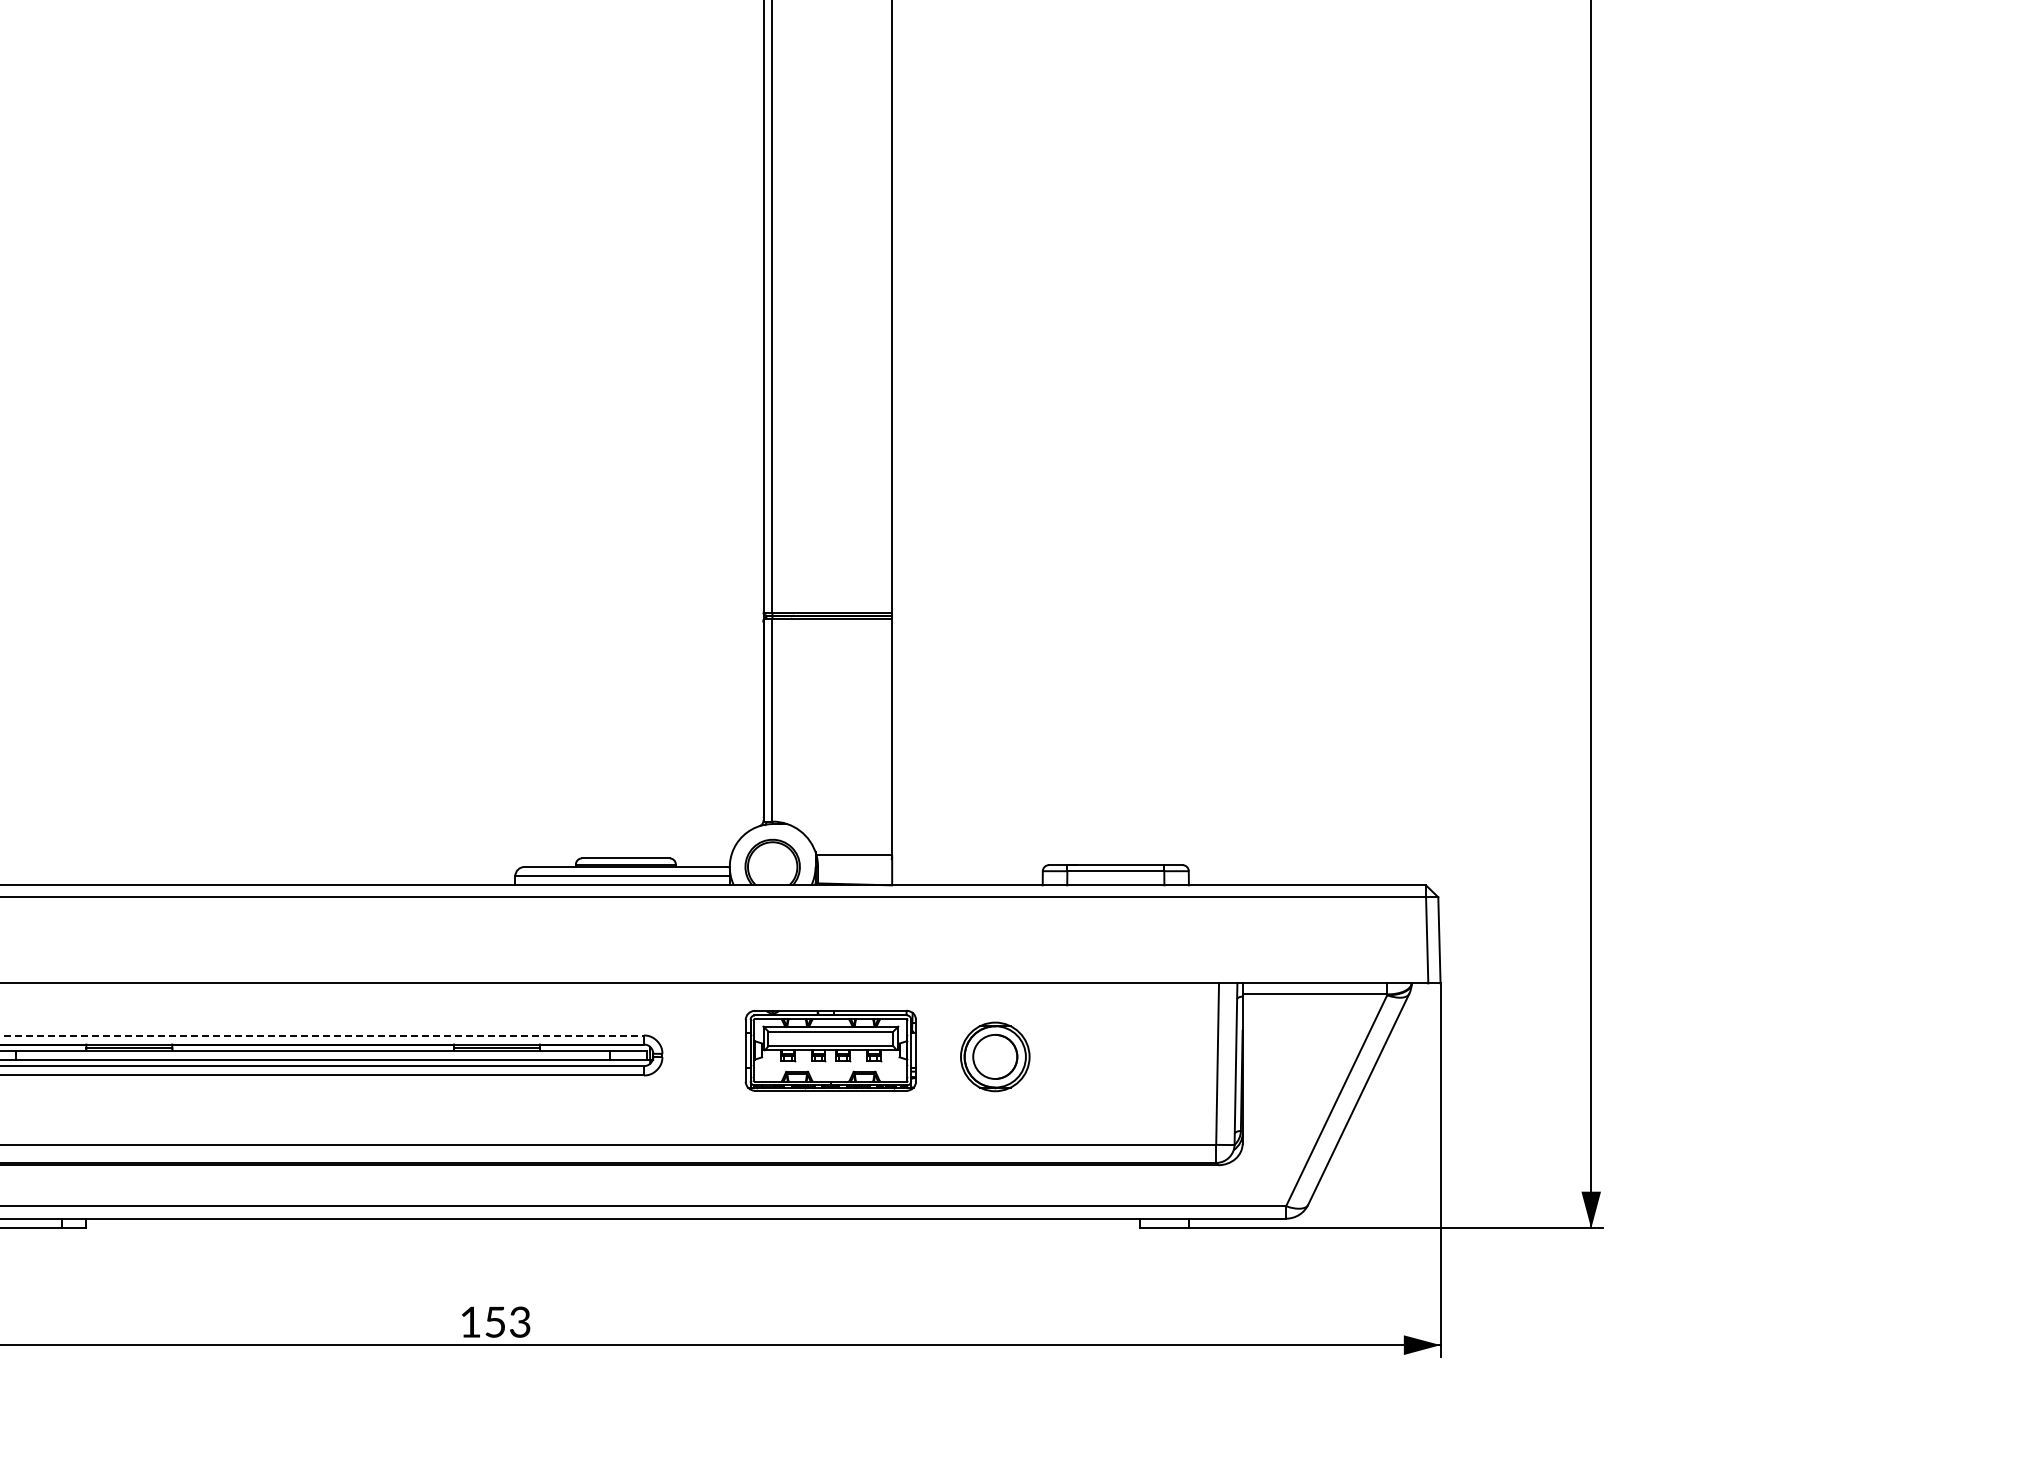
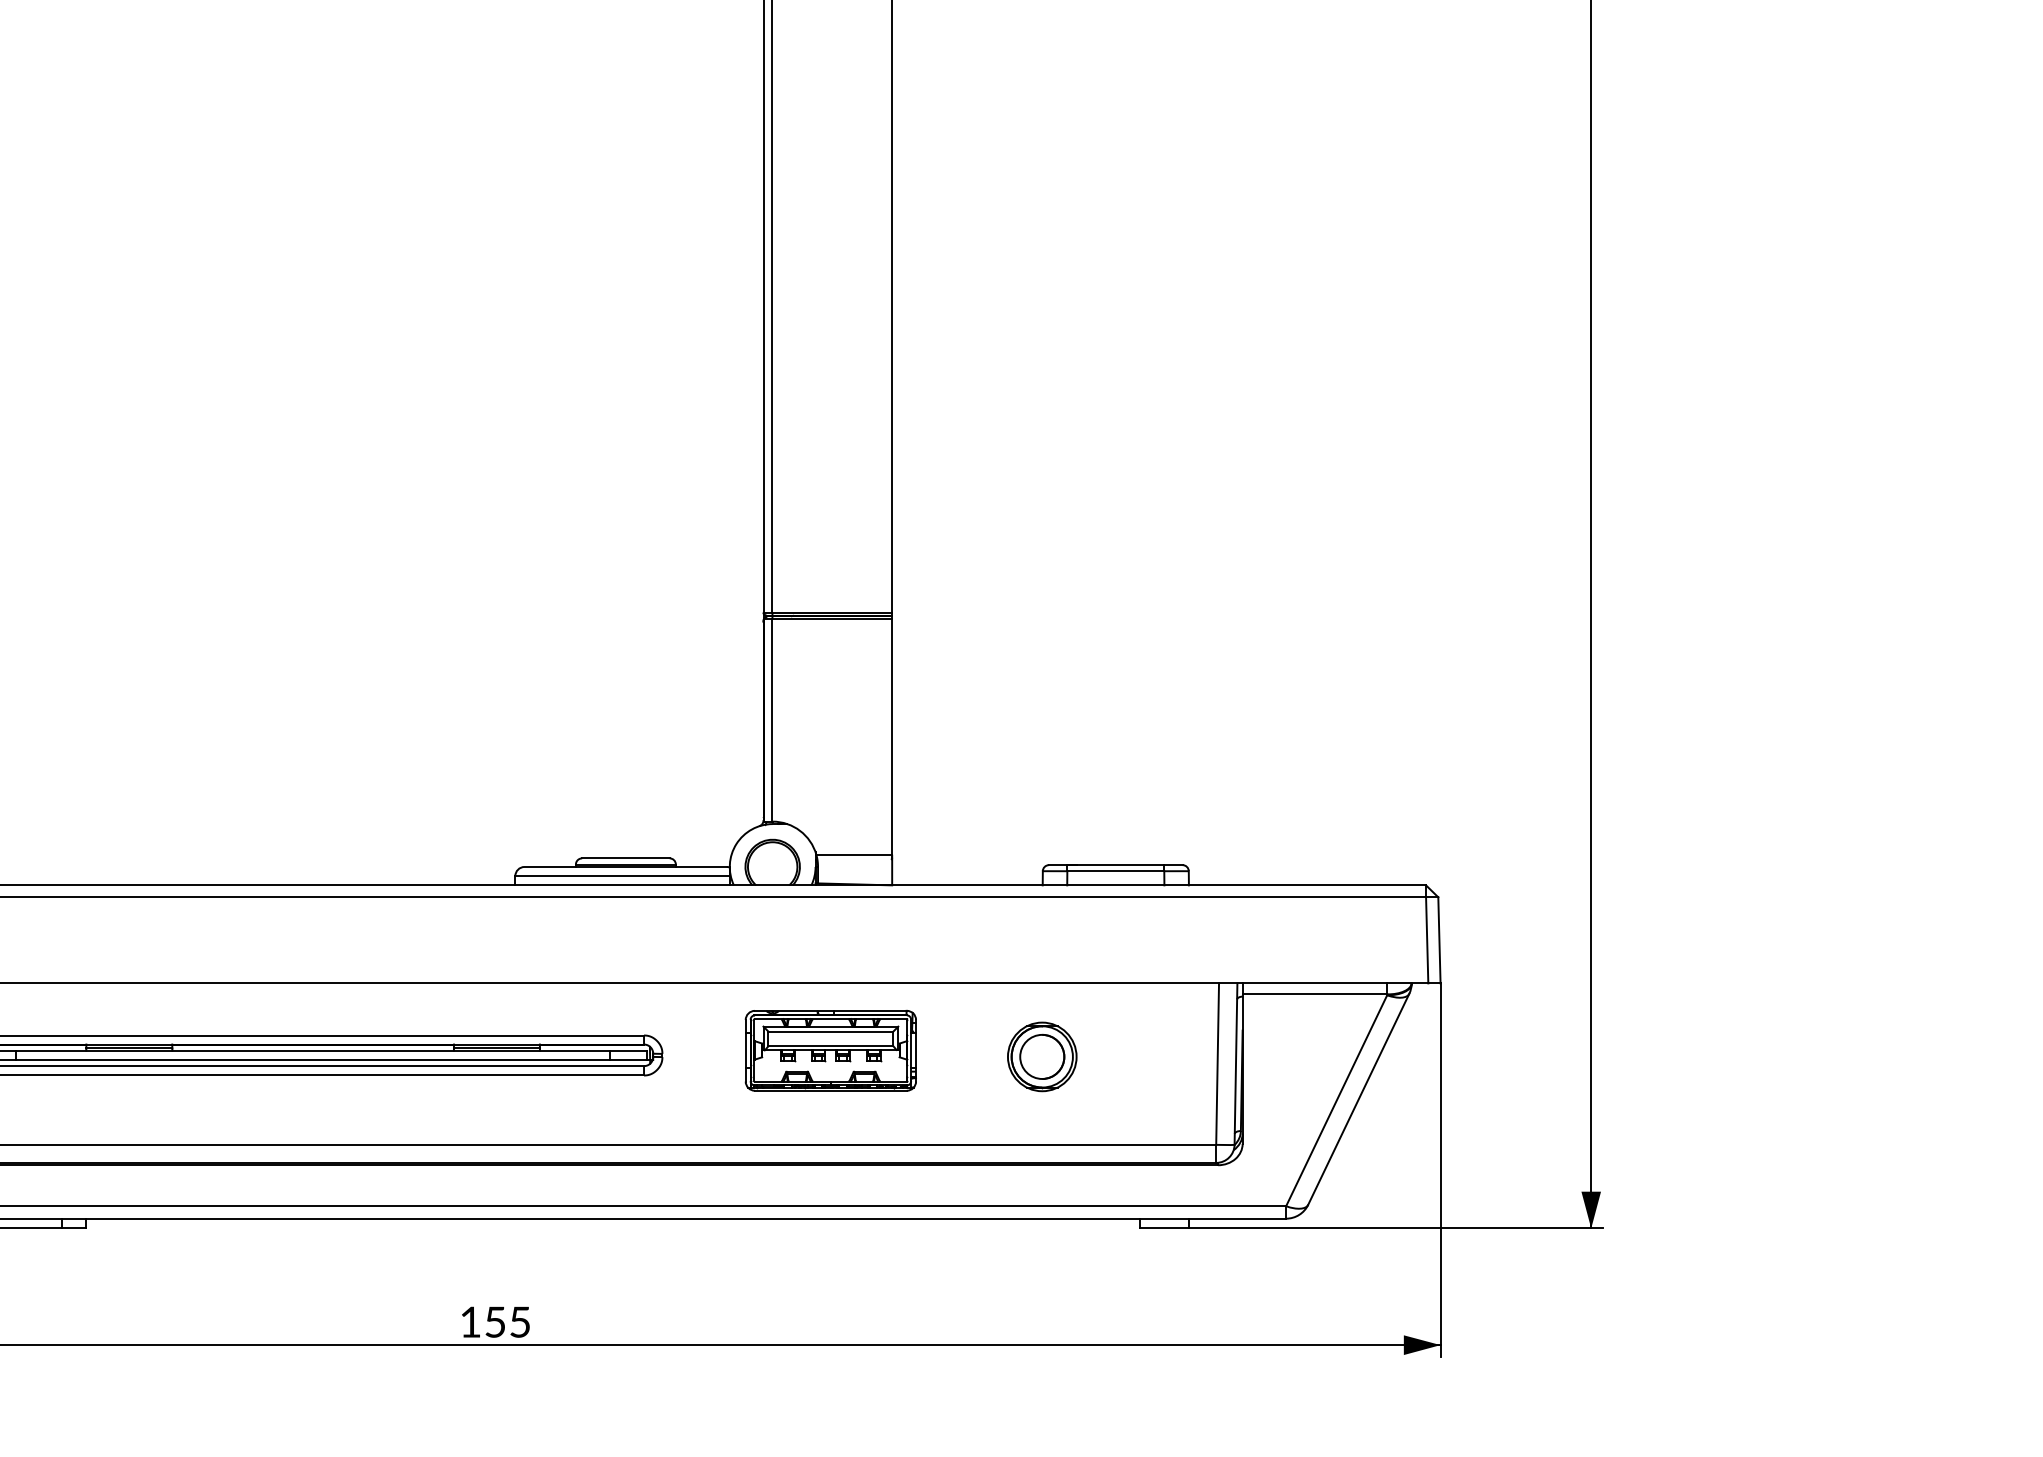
line: dashed -> solid (322, 1035)
part position: (995, 1056) -> (1042, 1056) (1042, 1056)
text: 153 -> 155 (520, 1321)
